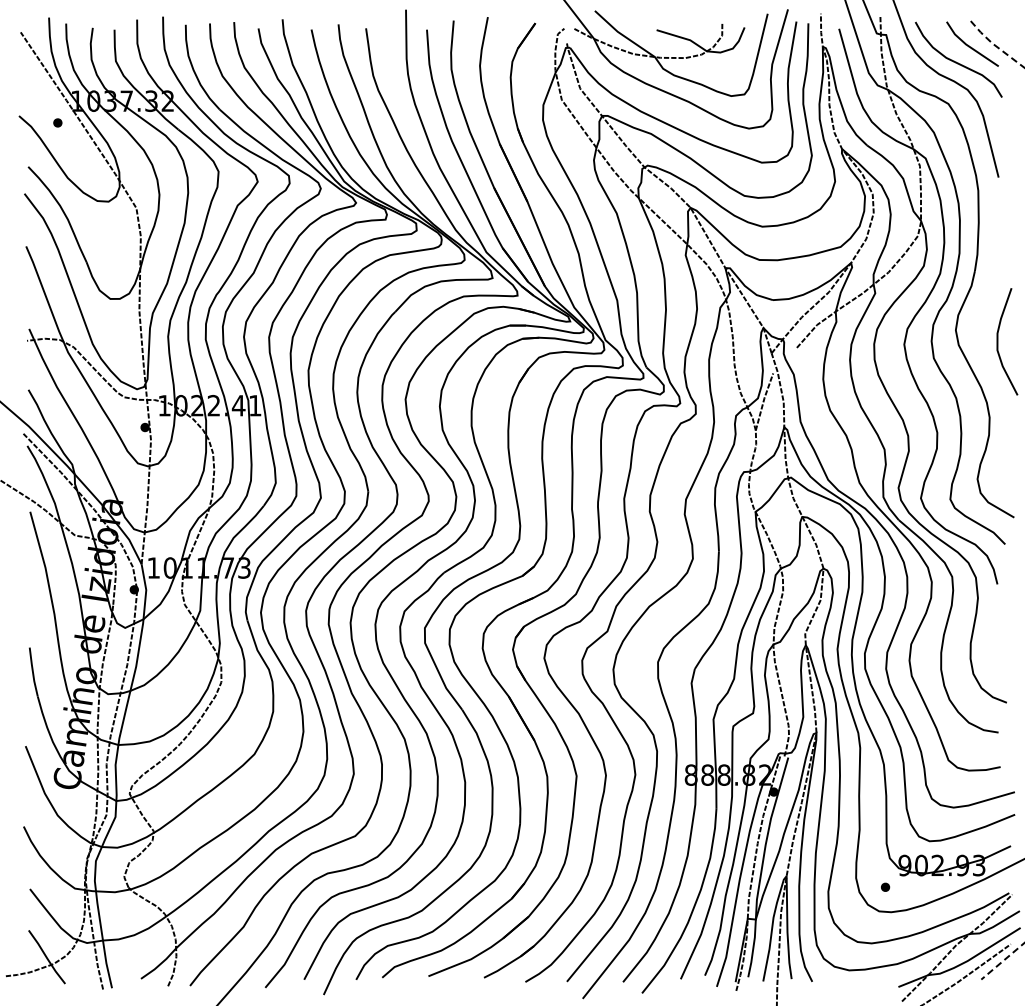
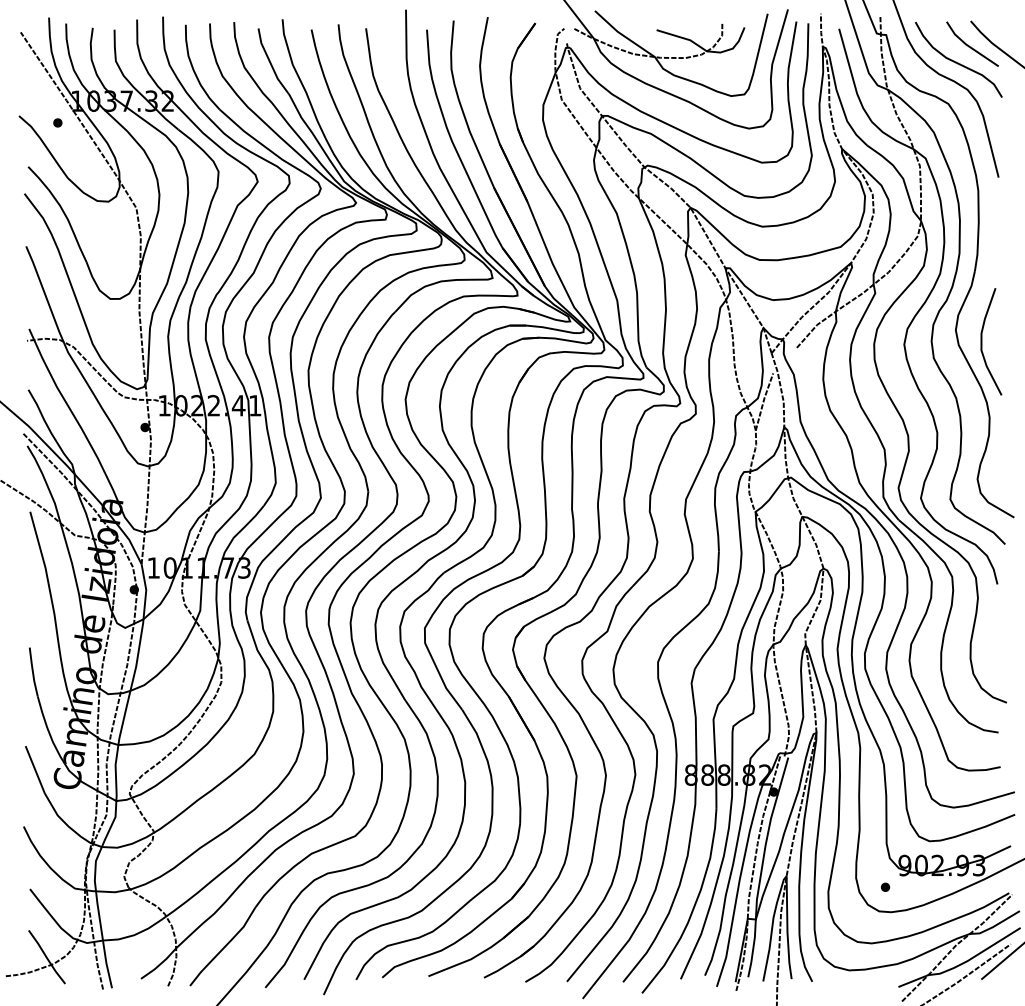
line: dashed -> solid (995, 45)
curve position: (998, 341) -> (982, 341) (982, 341)
line: dashed -> solid (1002, 961)
